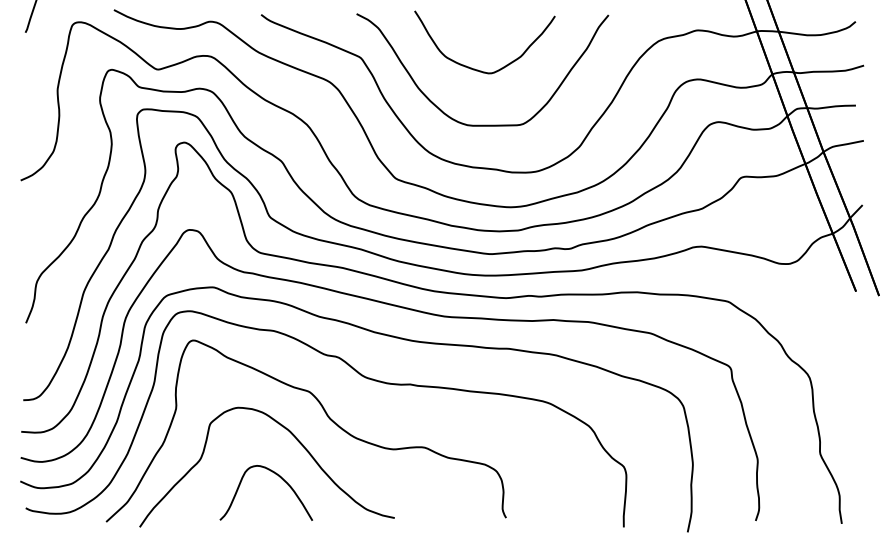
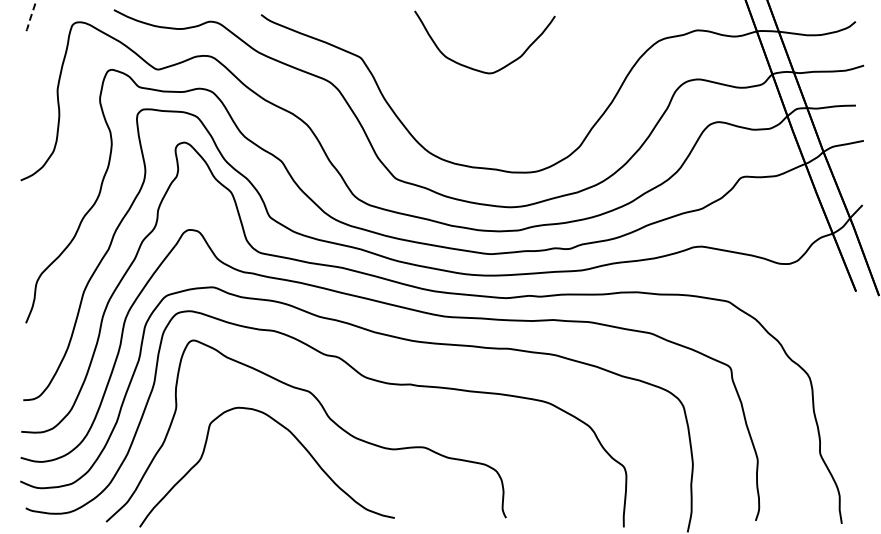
line: solid -> dashed (30, 18)
curve: present -> none (482, 124)
curve: present -> none (280, 478)
